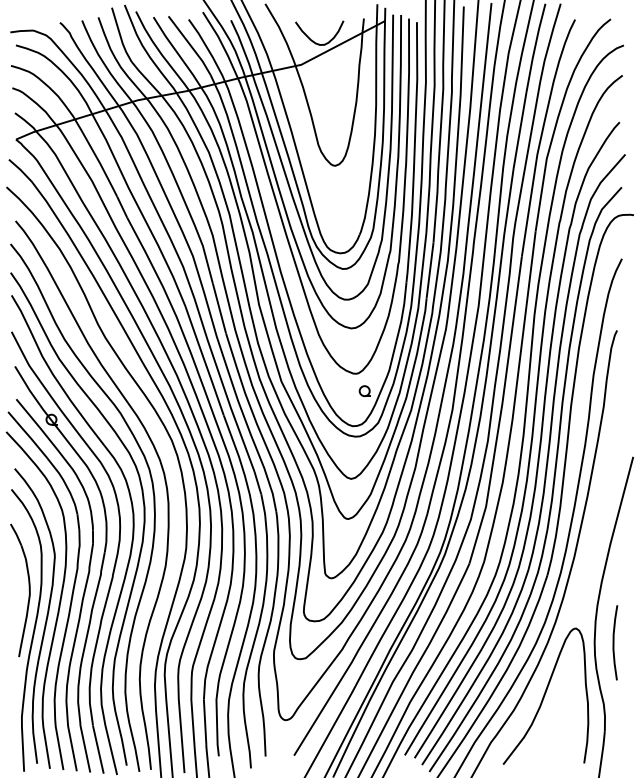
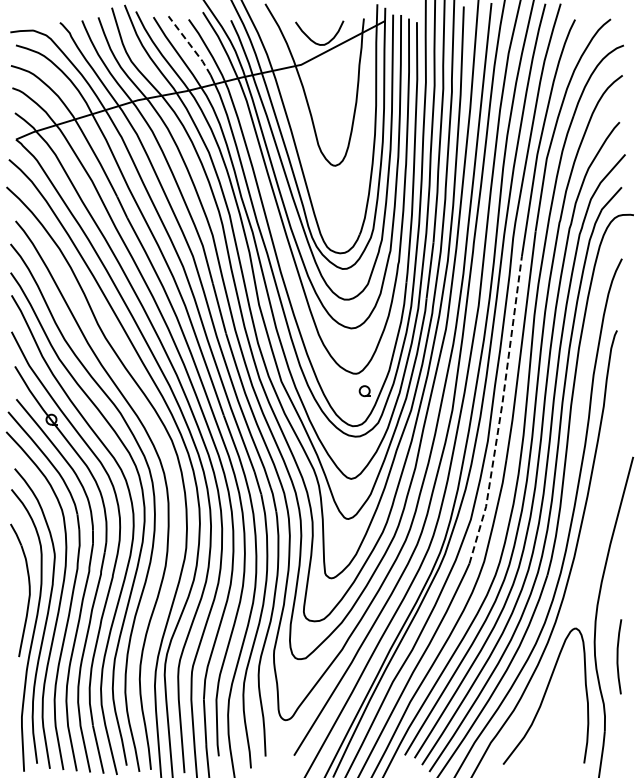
line: solid -> dashed (190, 44)
line: solid -> dashed (501, 411)
curve position: (614, 642) -> (618, 656) (618, 656)
